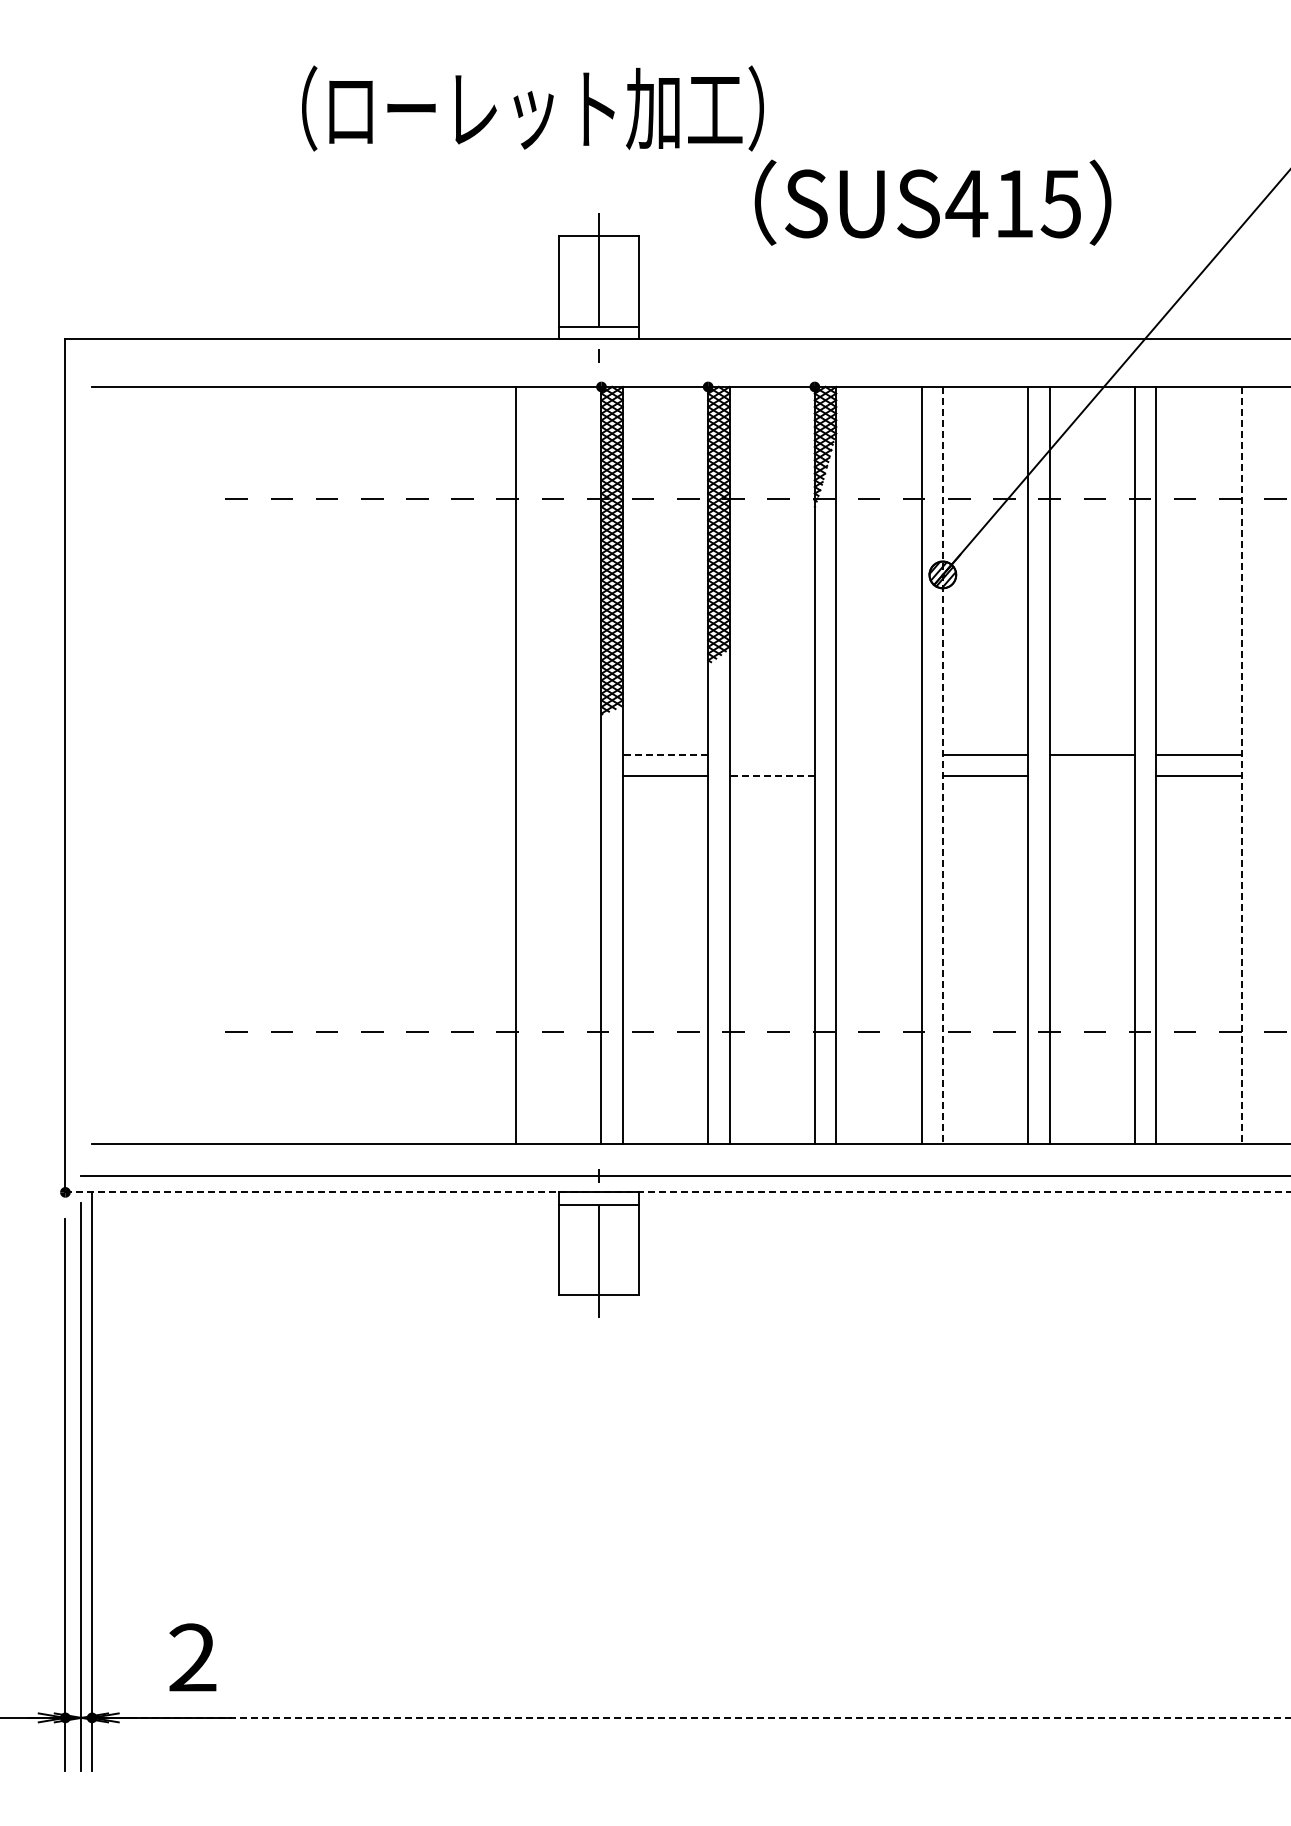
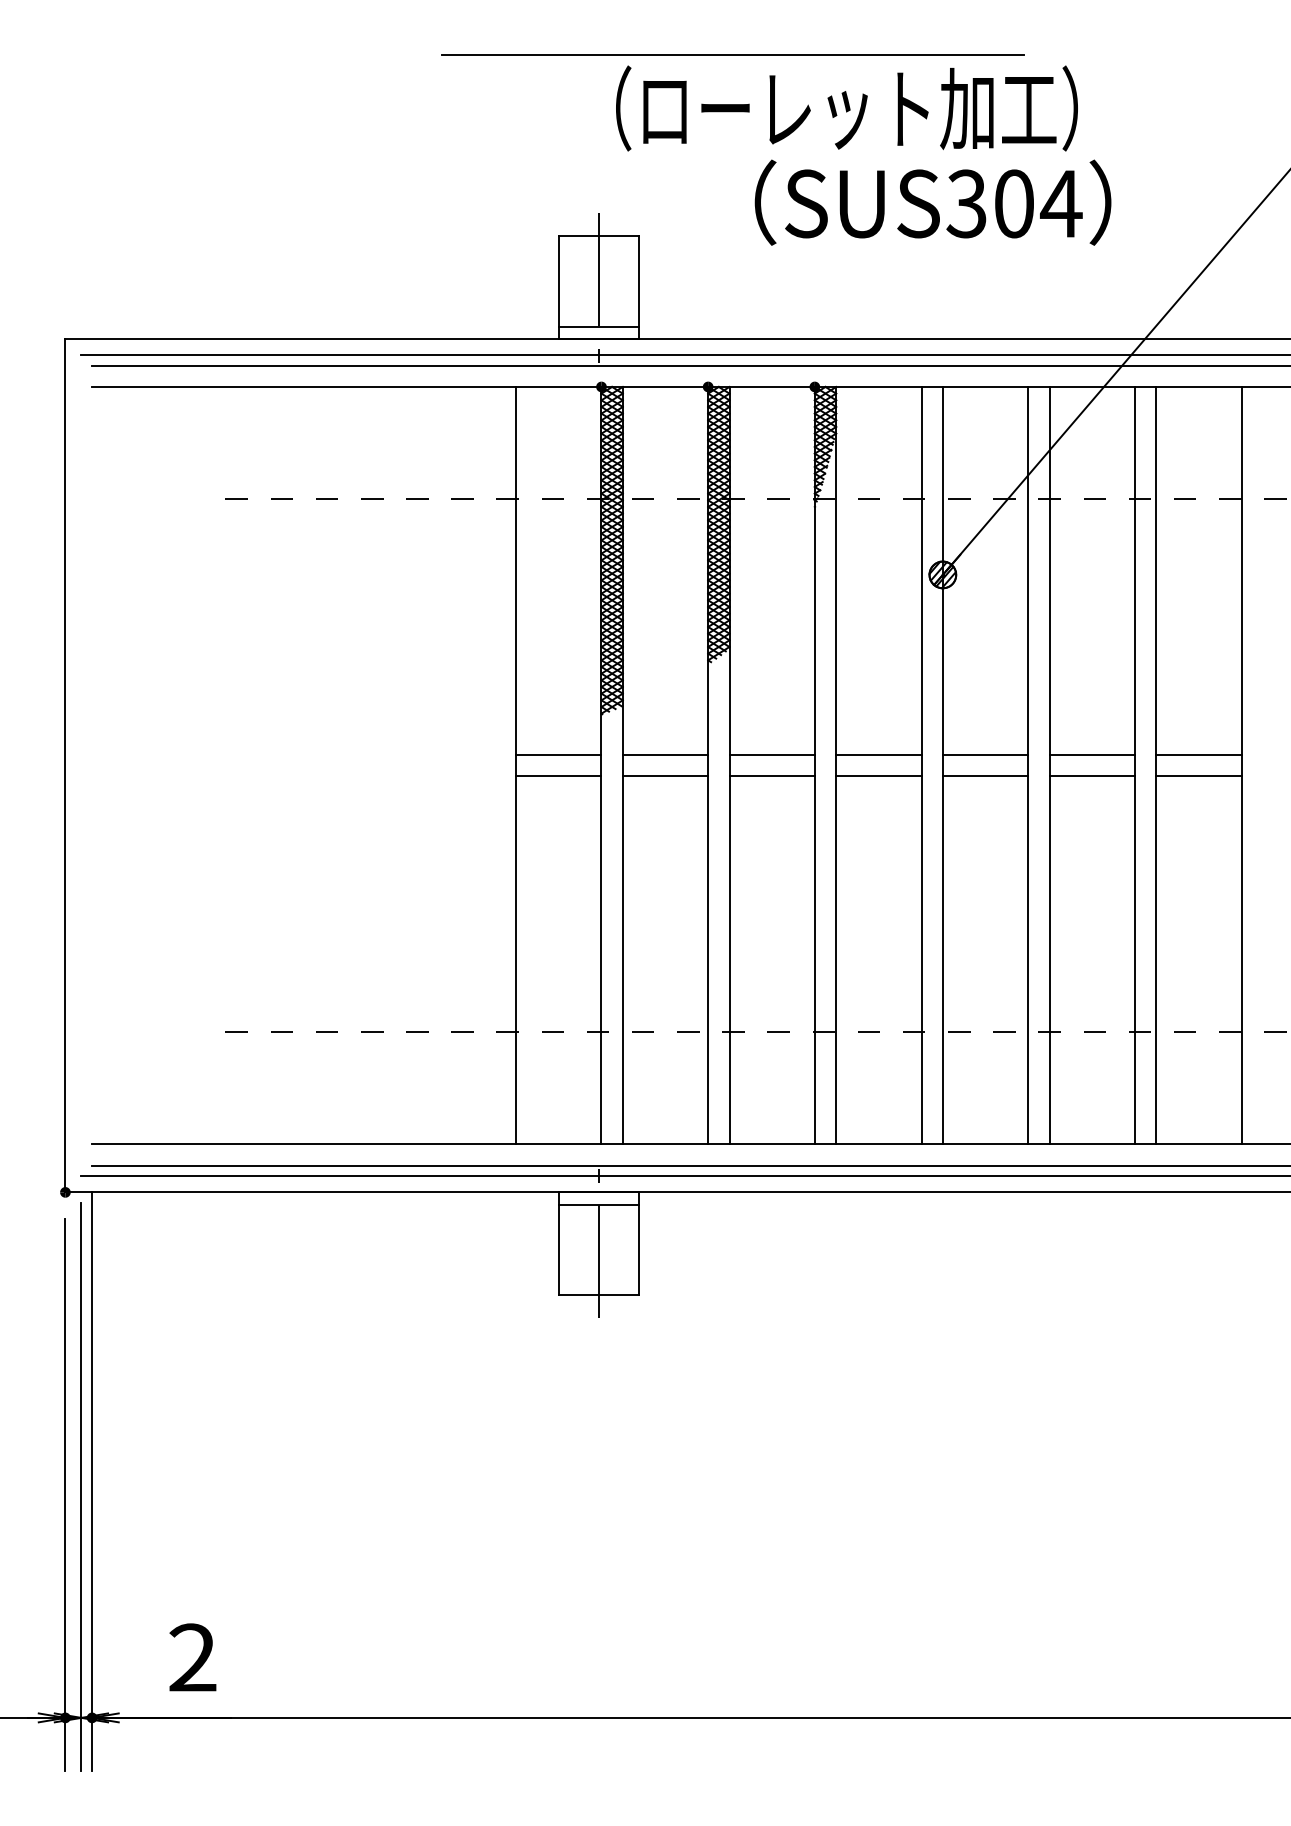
line: none -> present (732, 54)
text position: (532, 108) -> (846, 108) (846, 108)
text: SUS415 -> SUS304 (1013, 203)
line: none -> present (684, 354)
line: none -> present (689, 365)
line: none -> present (558, 755)
line: dashed -> solid (665, 755)
line: none -> present (771, 755)
line: none -> present (878, 755)
line: dashed -> solid (942, 765)
line: dashed -> solid (1241, 765)
line: none -> present (558, 776)
line: dashed -> solid (772, 776)
line: none -> present (878, 776)
line: none -> present (1091, 776)
line: none -> present (689, 1165)
line: dashed -> solid (678, 1192)
line: dashed -> solid (704, 1717)
